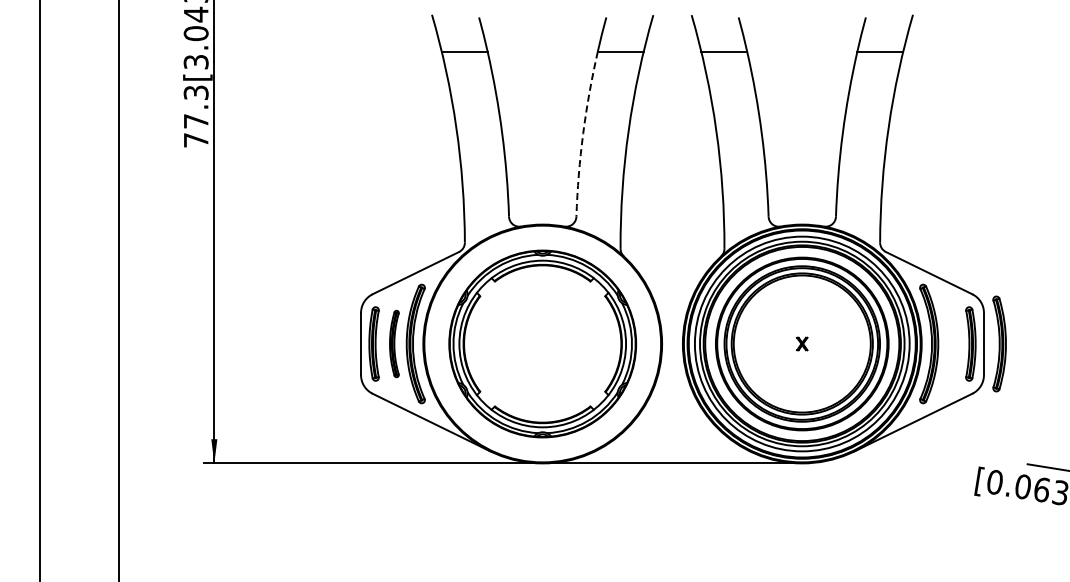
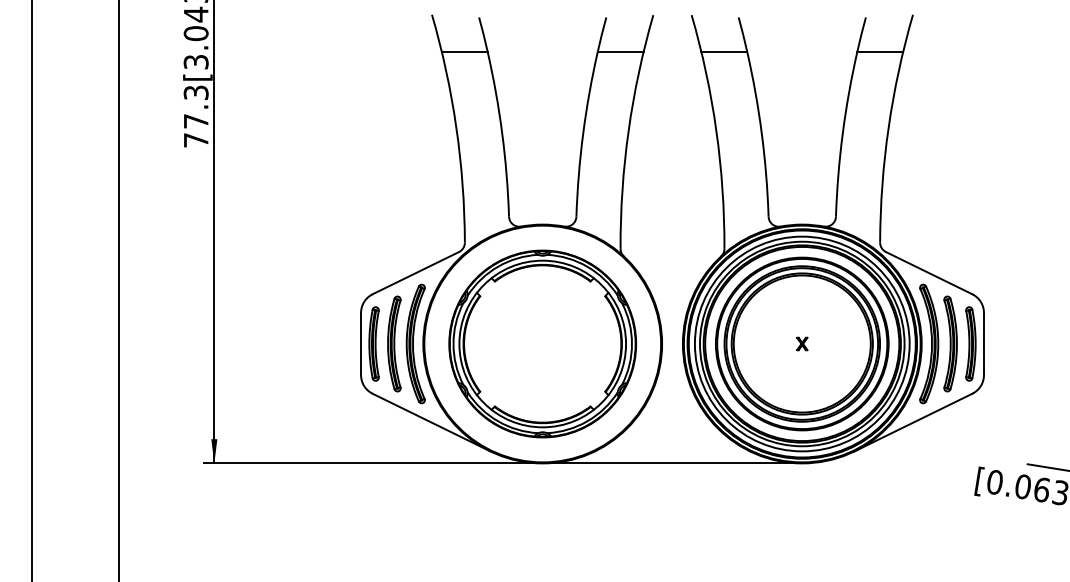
arc: dashed -> solid (583, 133)
line position: (40, 290) -> (32, 290) (32, 290)
part size: 11x70 px -> 15x98 px (394, 343)
part position: (999, 343) -> (950, 343) (950, 343)
